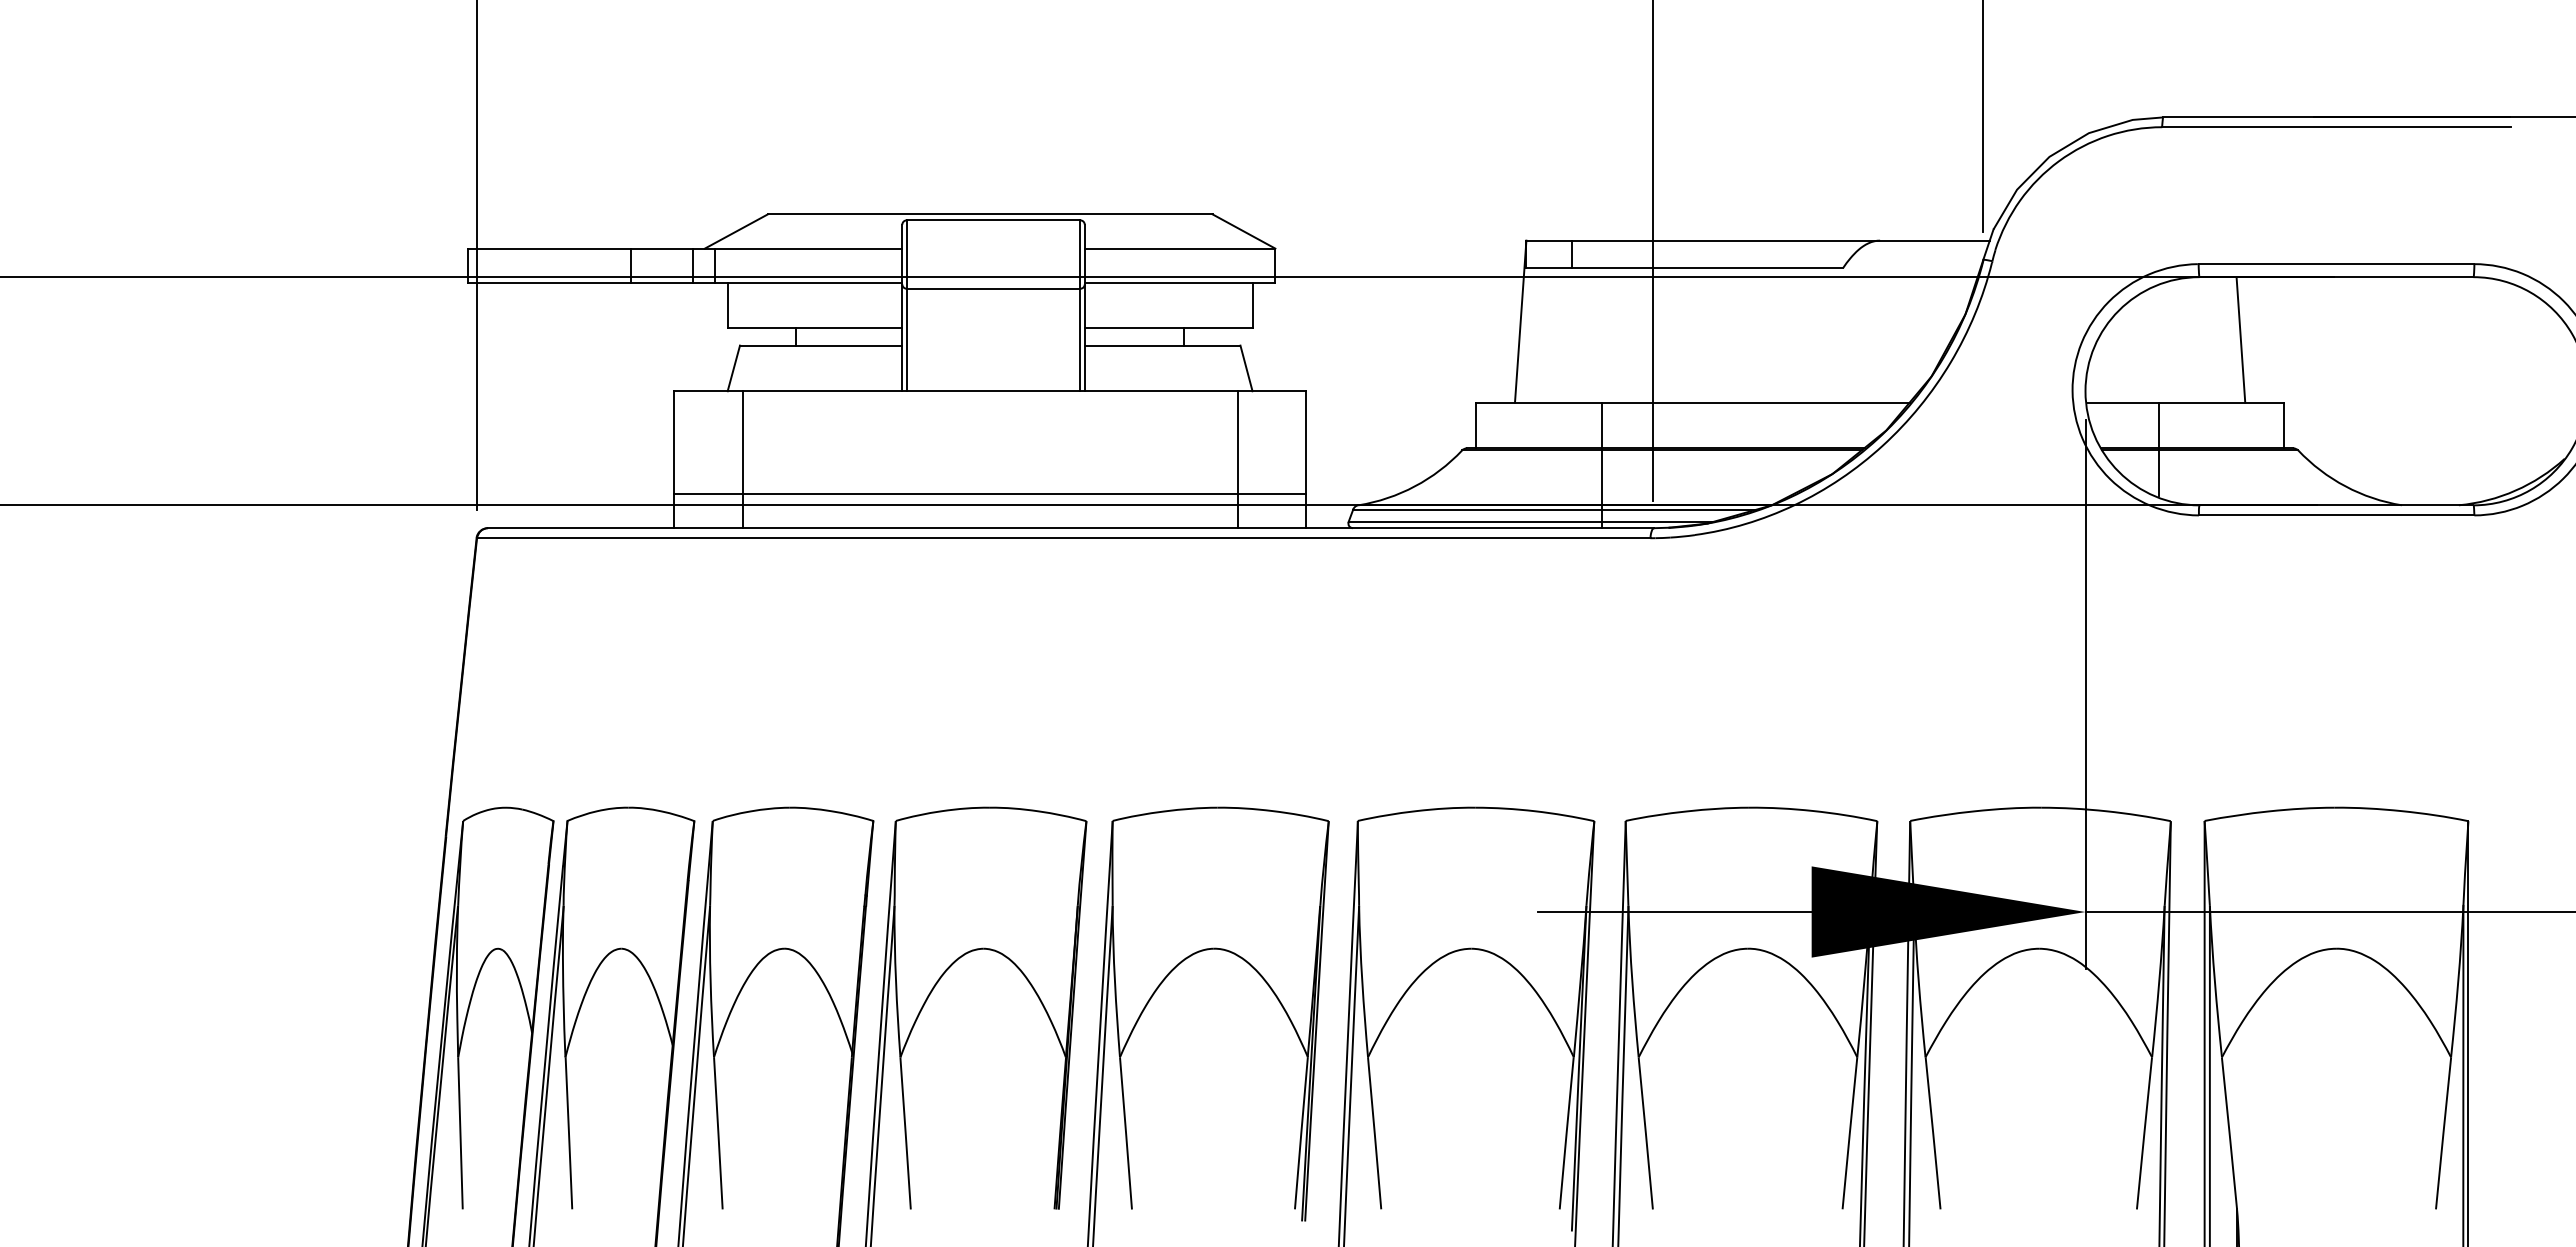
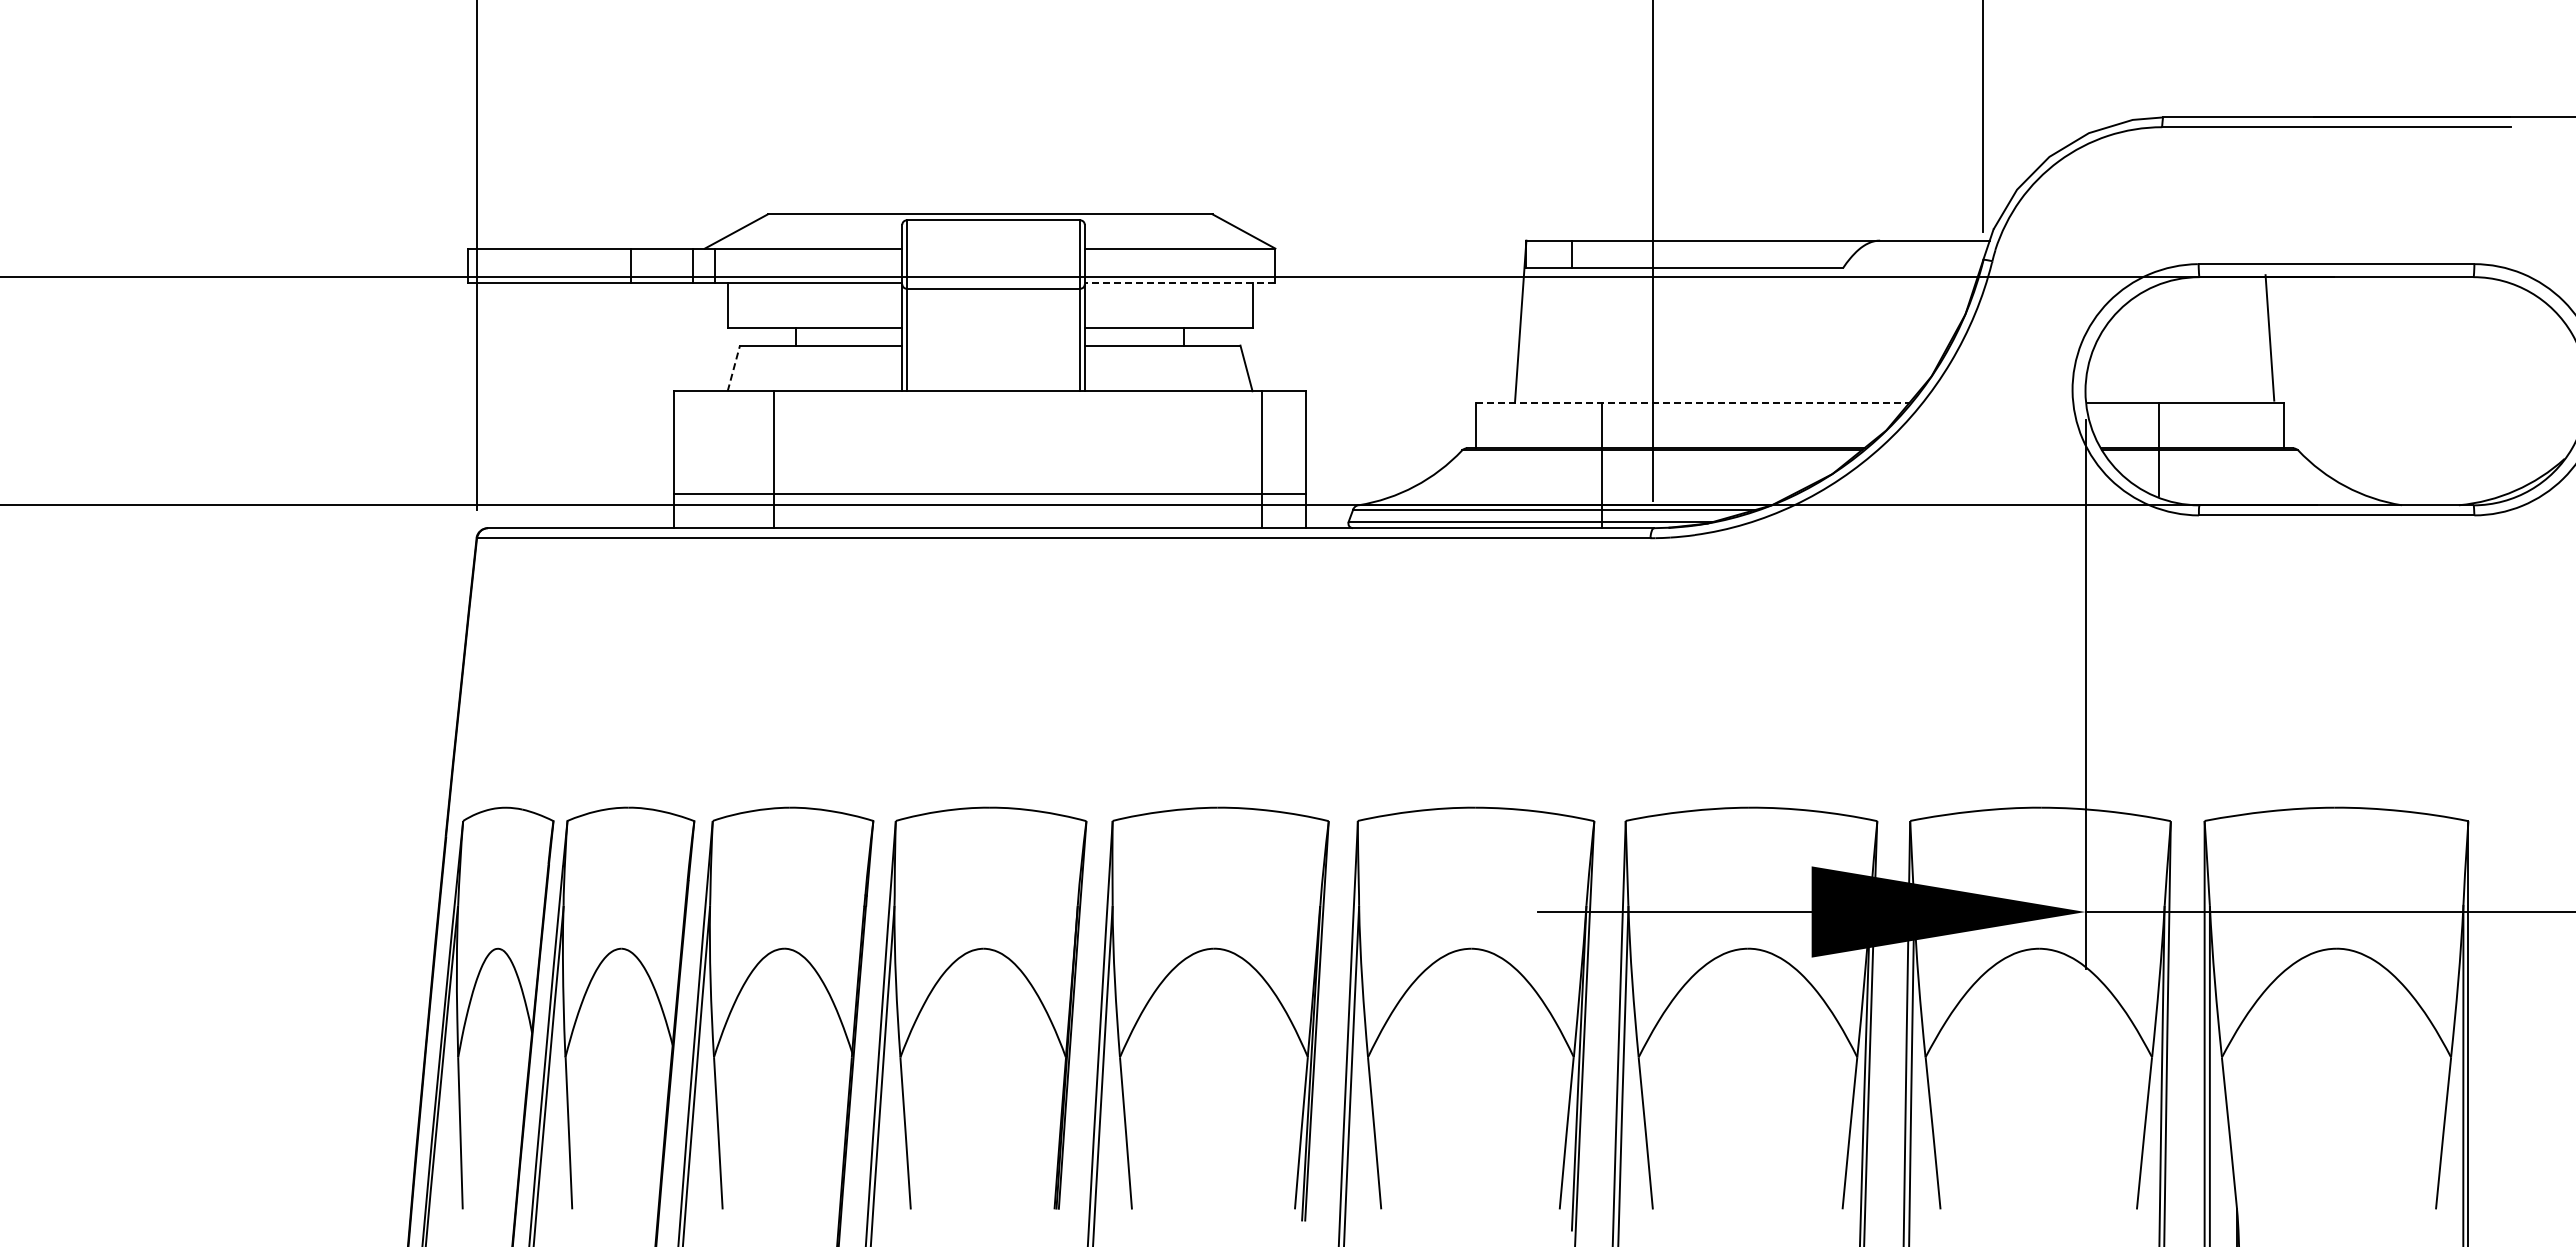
line: solid -> dashed (1179, 282)
line position: (2240, 339) -> (2269, 337) (2269, 337)
line: solid -> dashed (733, 368)
line: solid -> dashed (1693, 402)
line position: (742, 459) -> (773, 459) (773, 459)
line position: (1237, 459) -> (1261, 459) (1261, 459)
